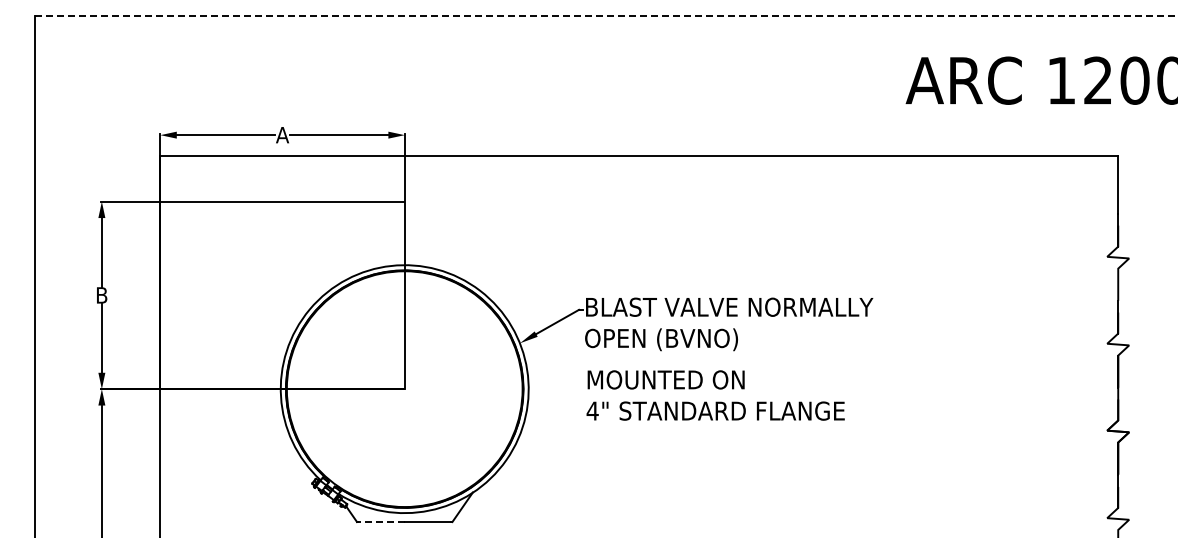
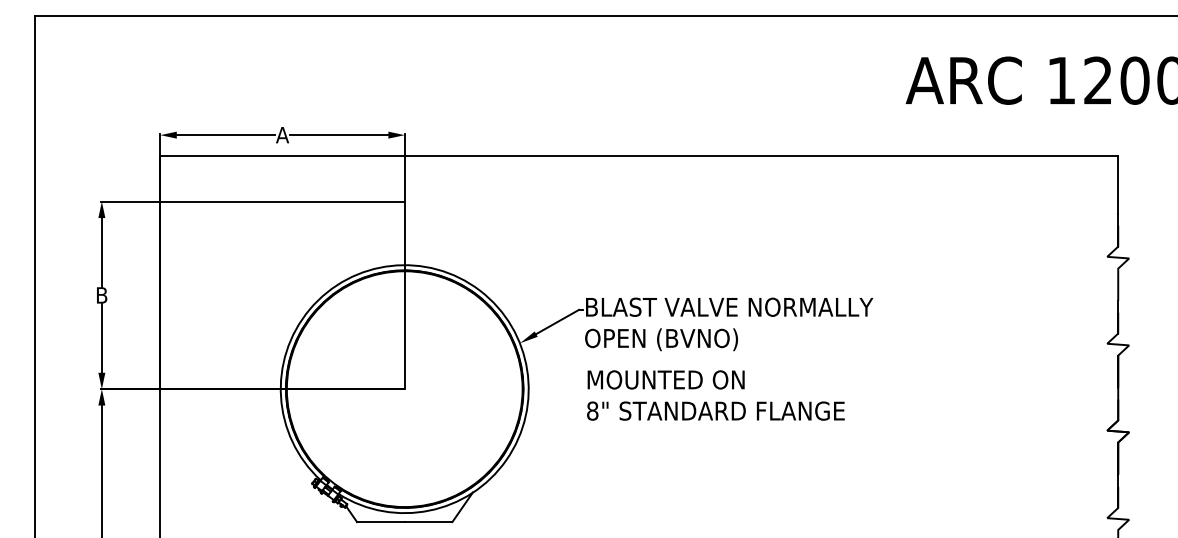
line: dashed -> solid (607, 15)
text: 4" -> 8" (592, 410)
line: dashed -> solid (381, 522)
